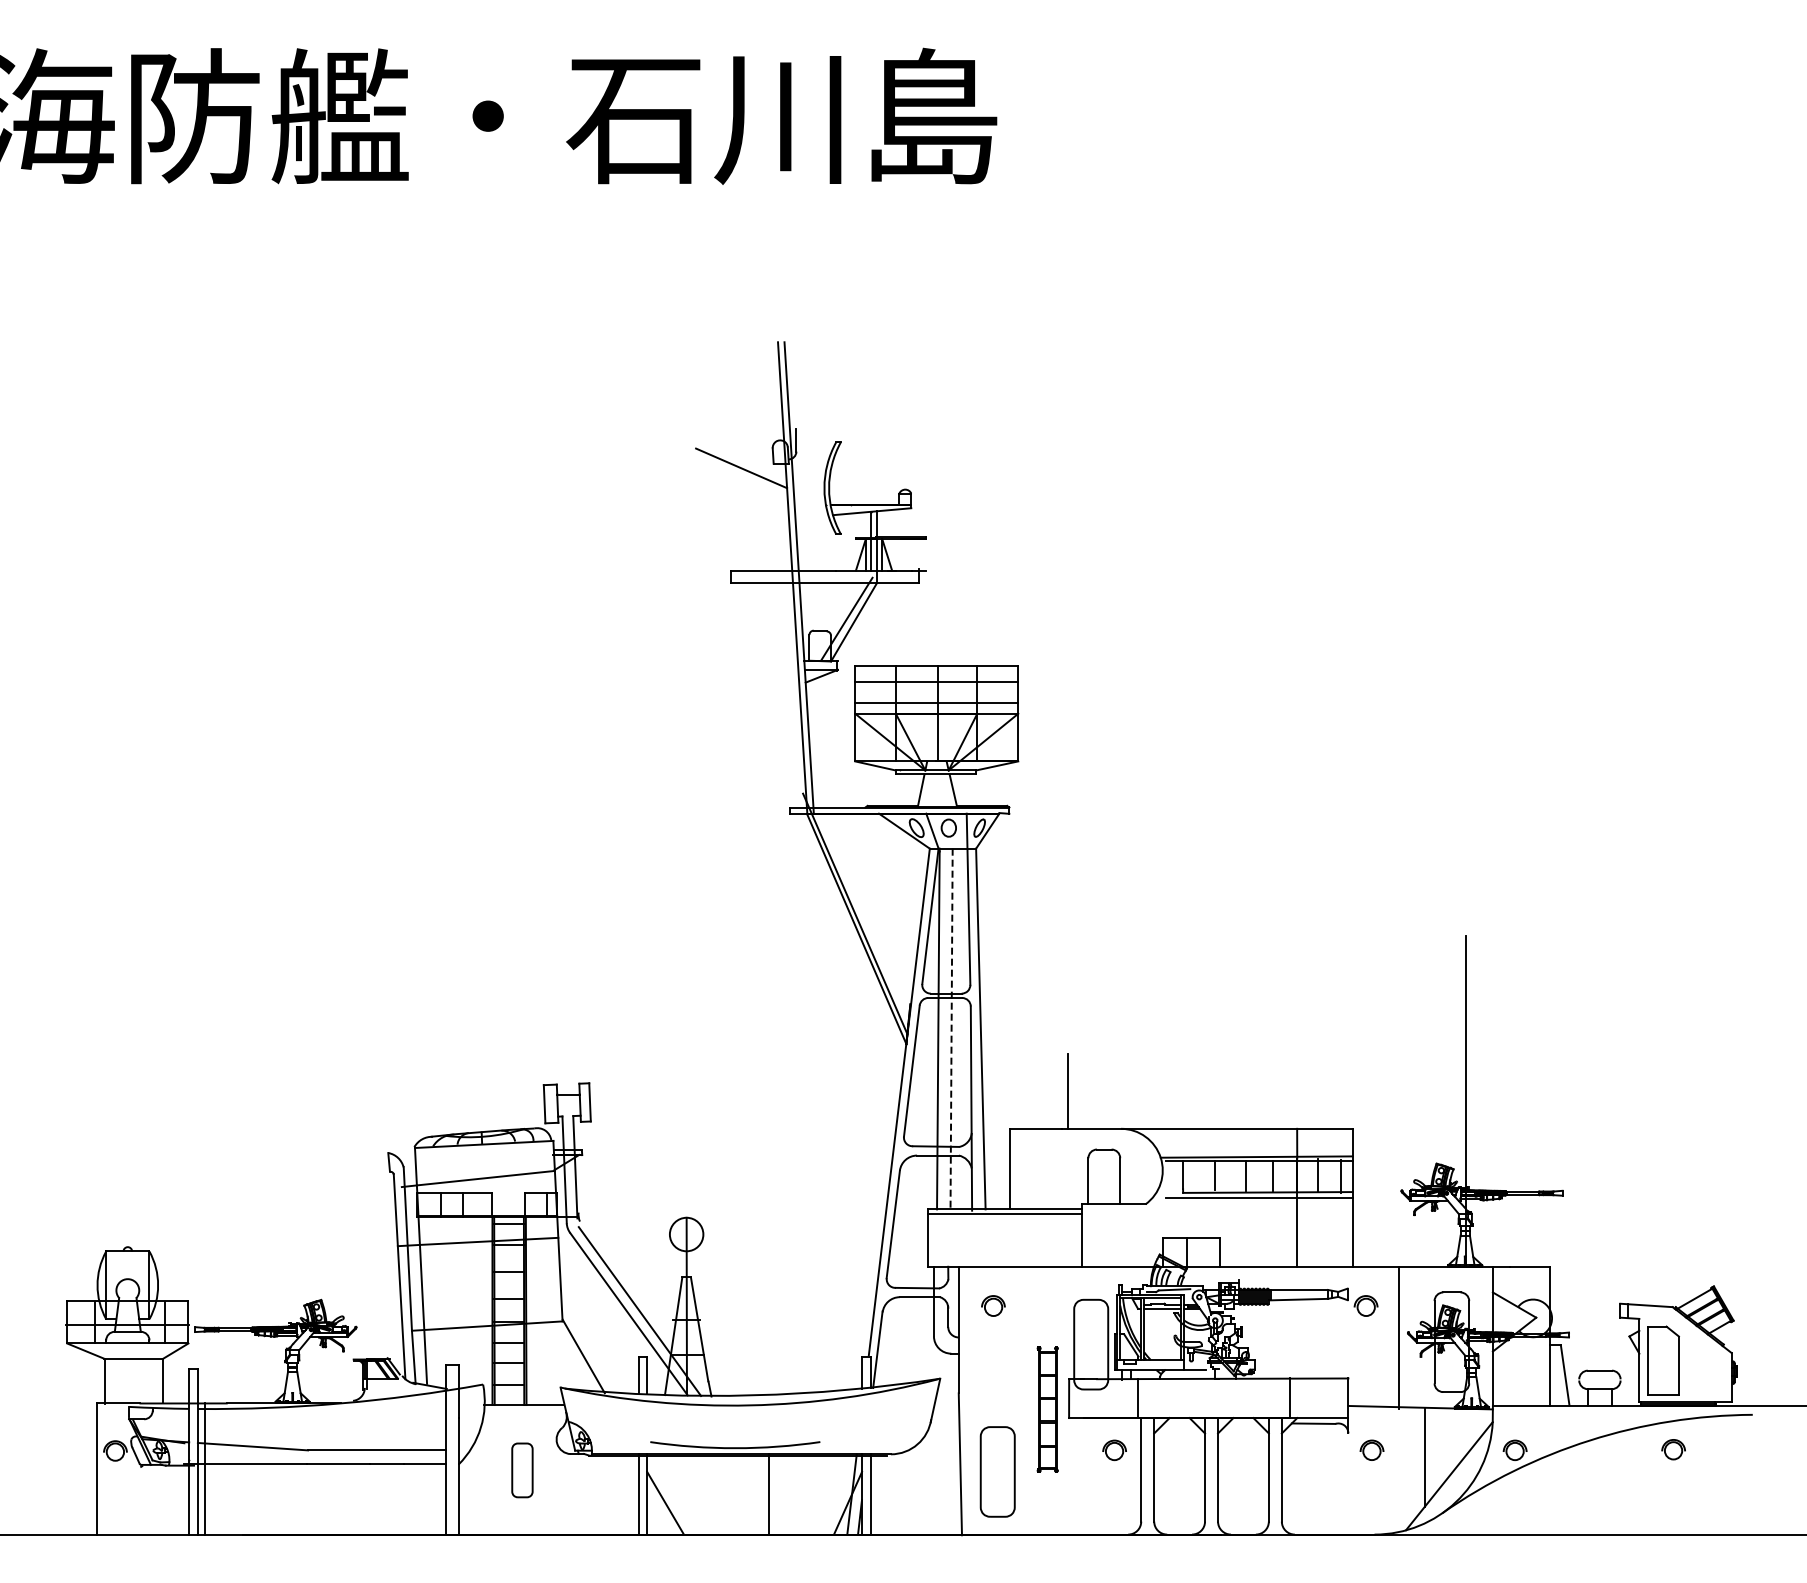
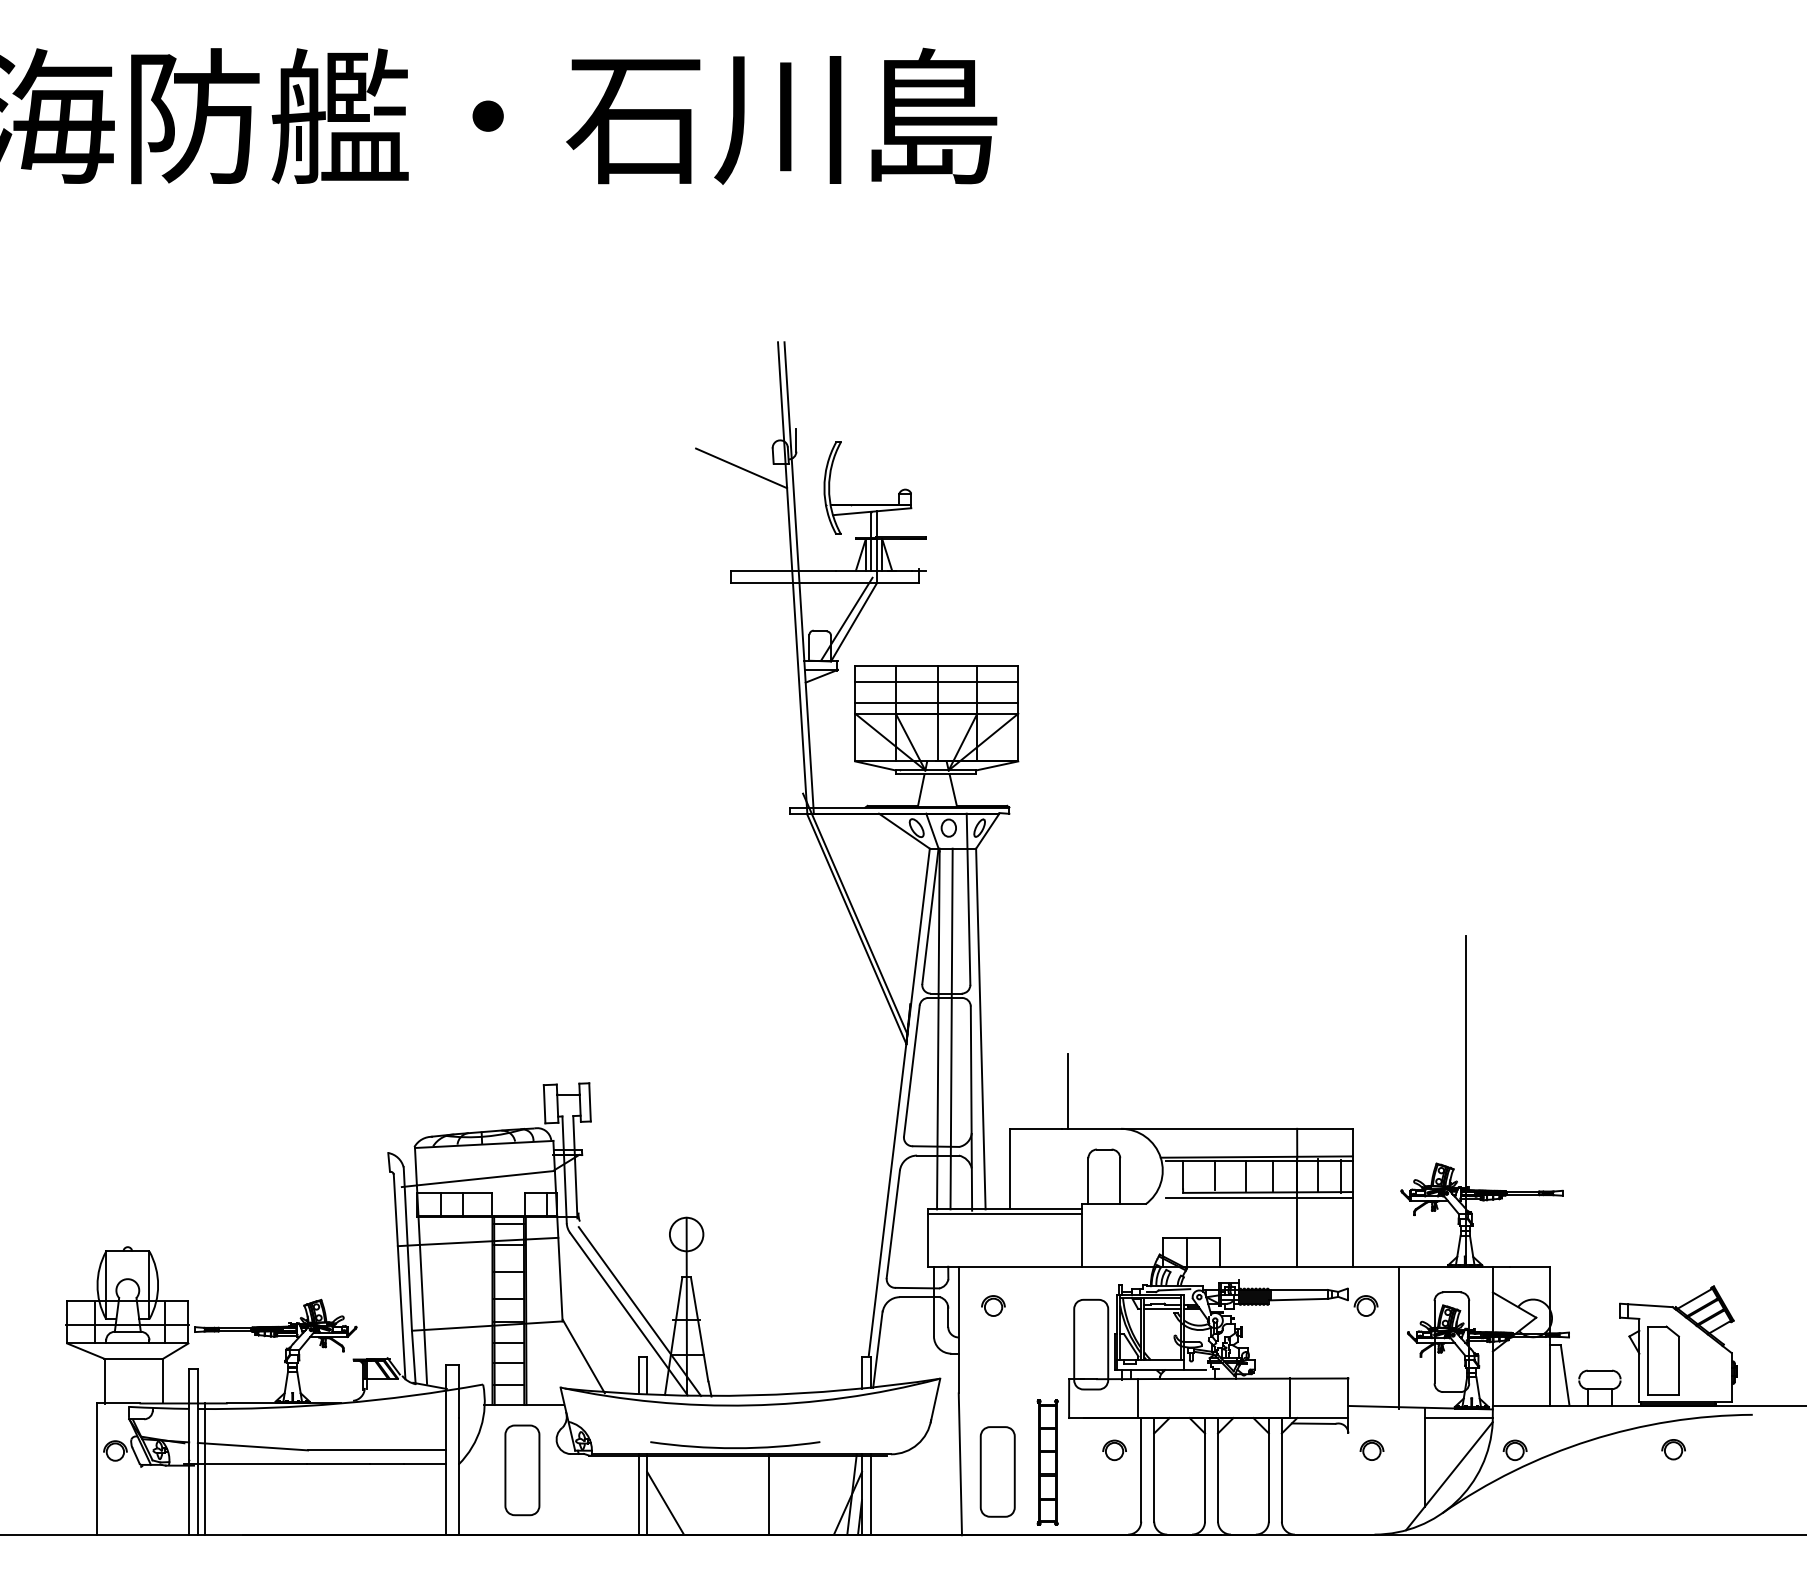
line: dashed -> solid (951, 1029)
part position: (1047, 1409) -> (1047, 1462) (1047, 1462)
line: none -> present (1458, 1418)
part size: 23x57 px -> 37x93 px (522, 1470)
